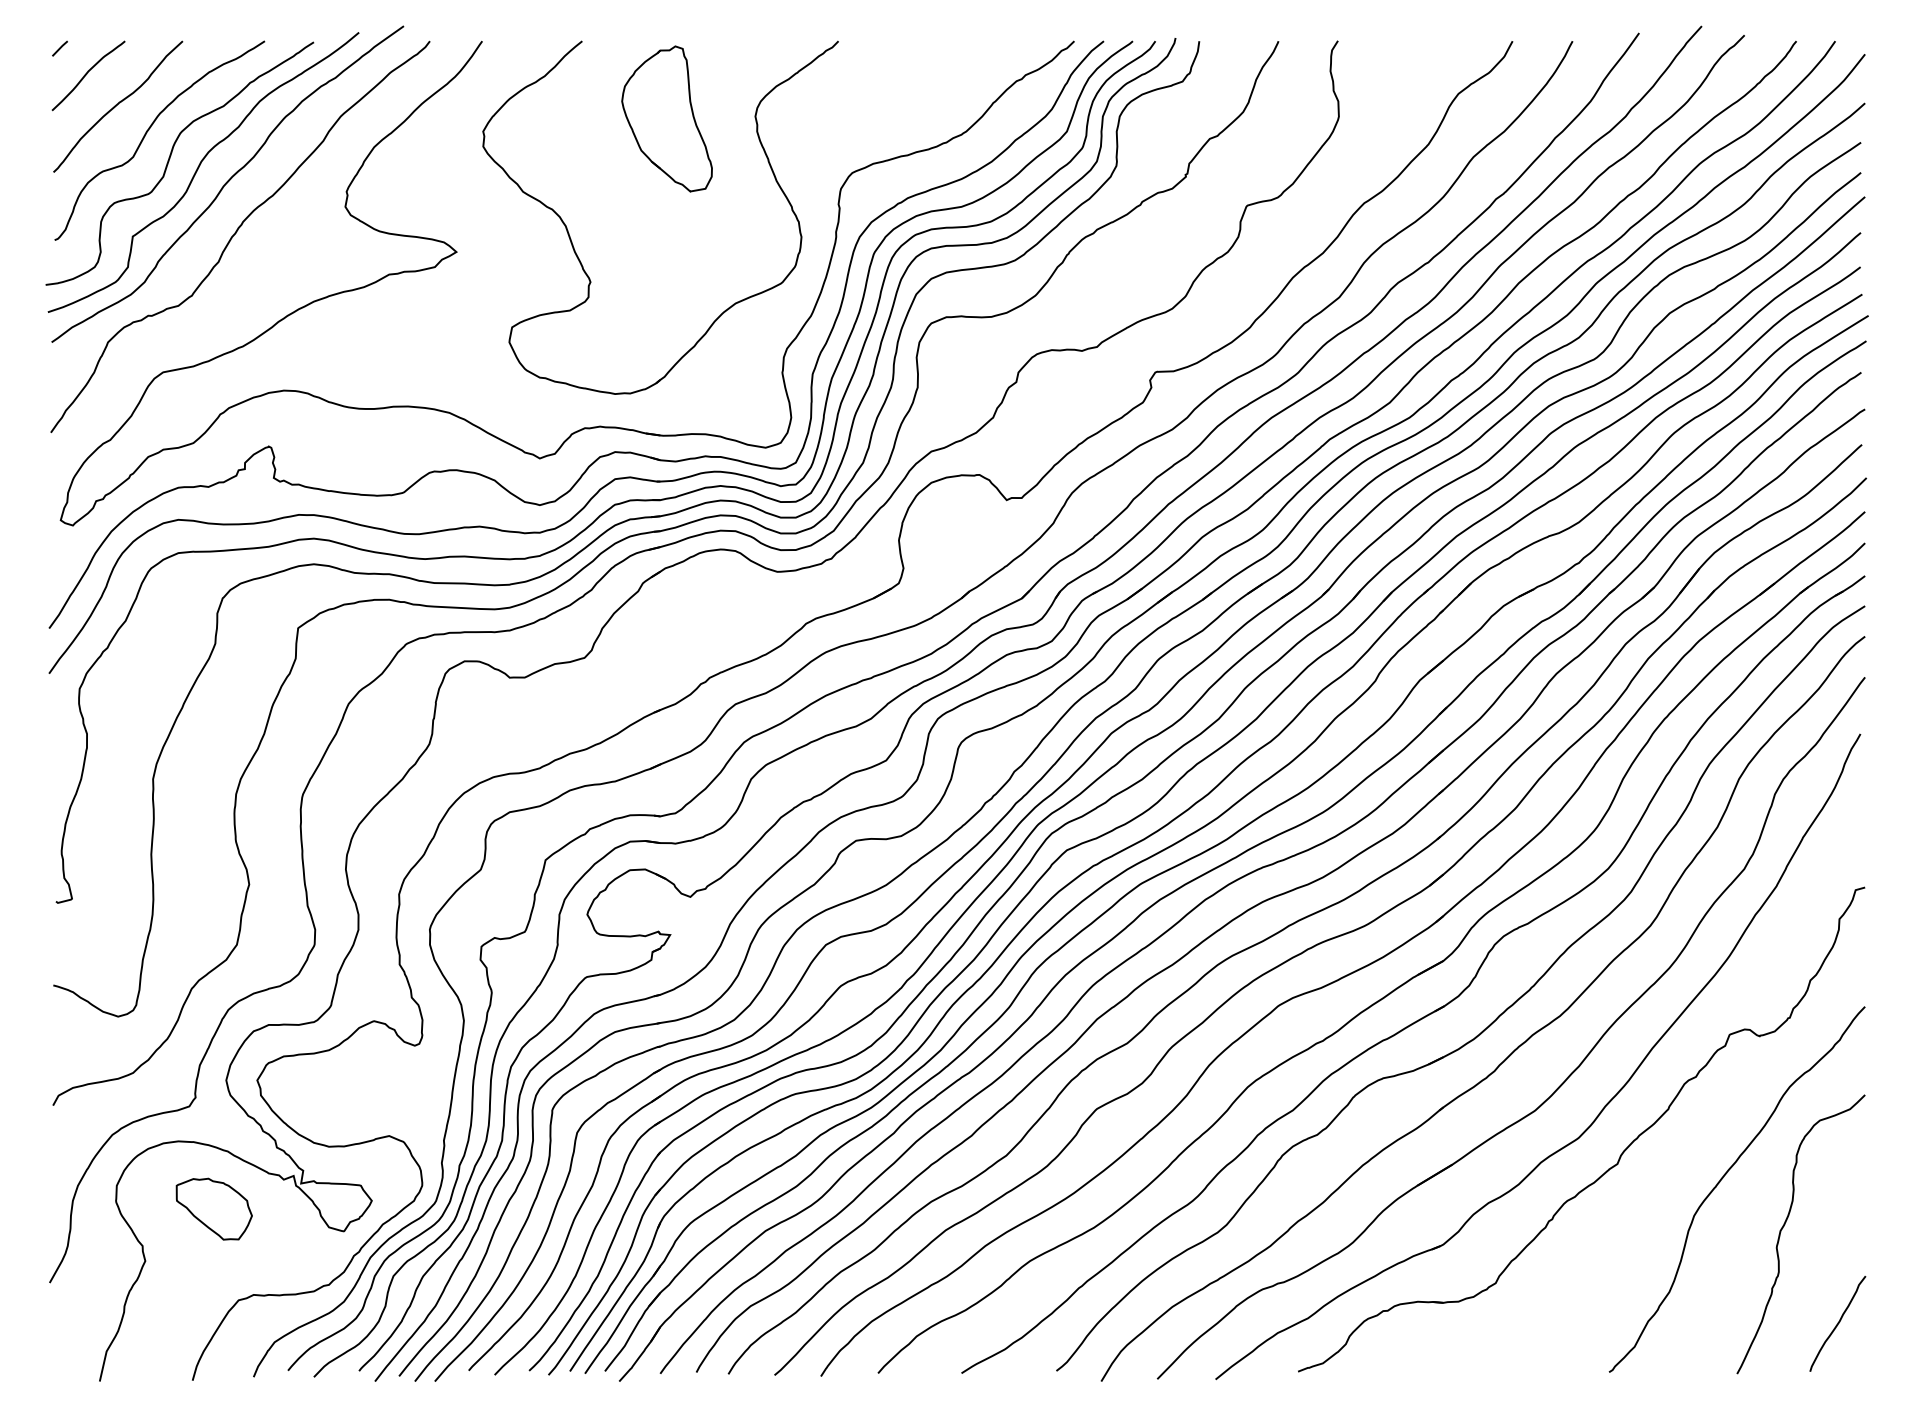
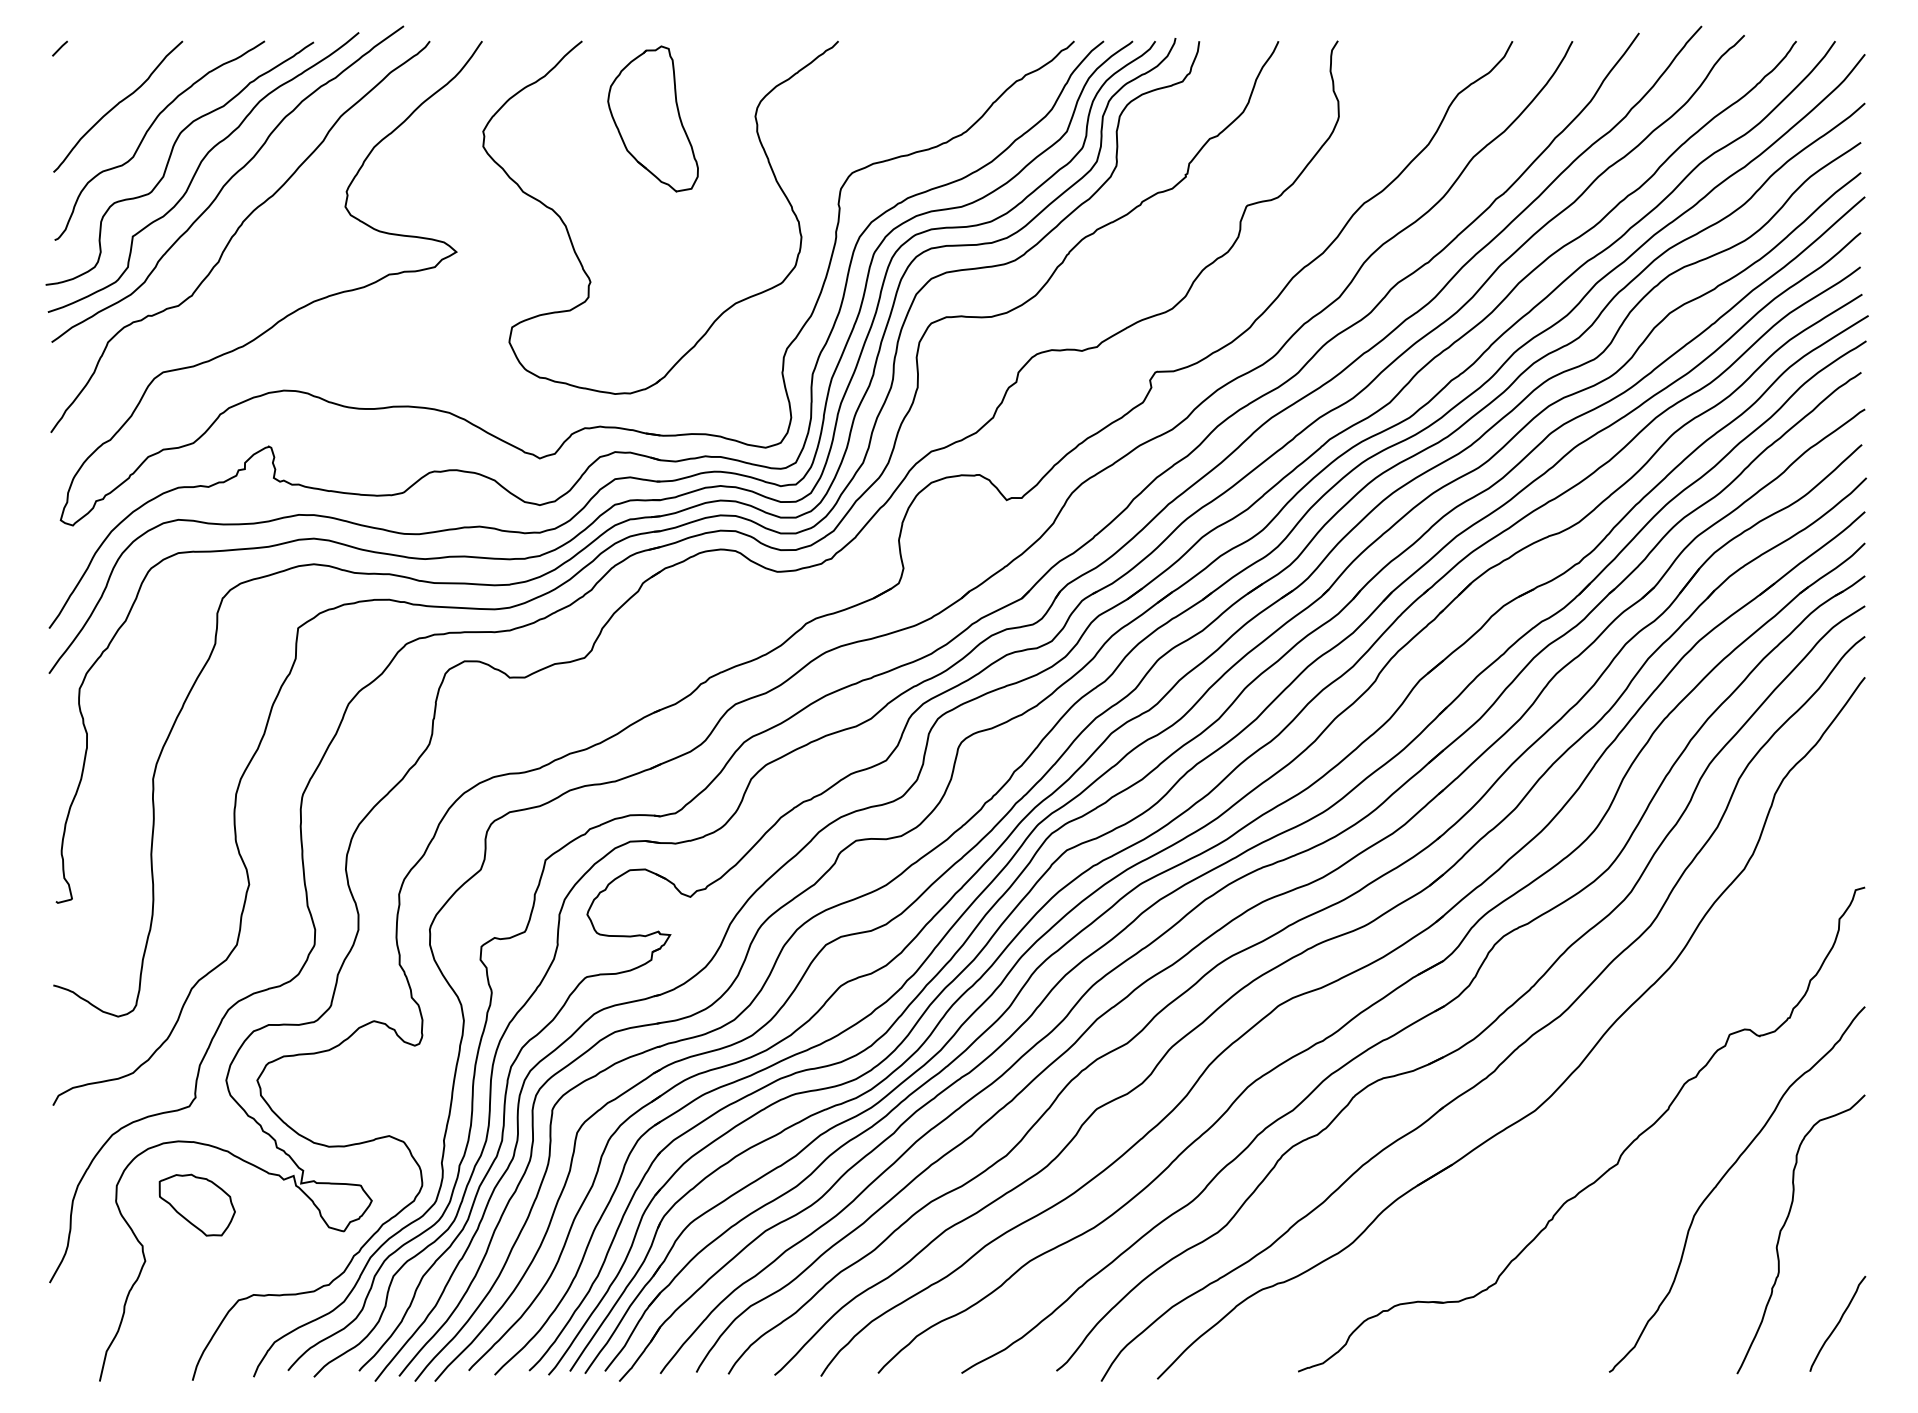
curve: present -> none (87, 74)
part position: (666, 118) -> (652, 118) (652, 118)
part: present -> none (1604, 1105)
part position: (213, 1208) -> (196, 1204) (196, 1204)
